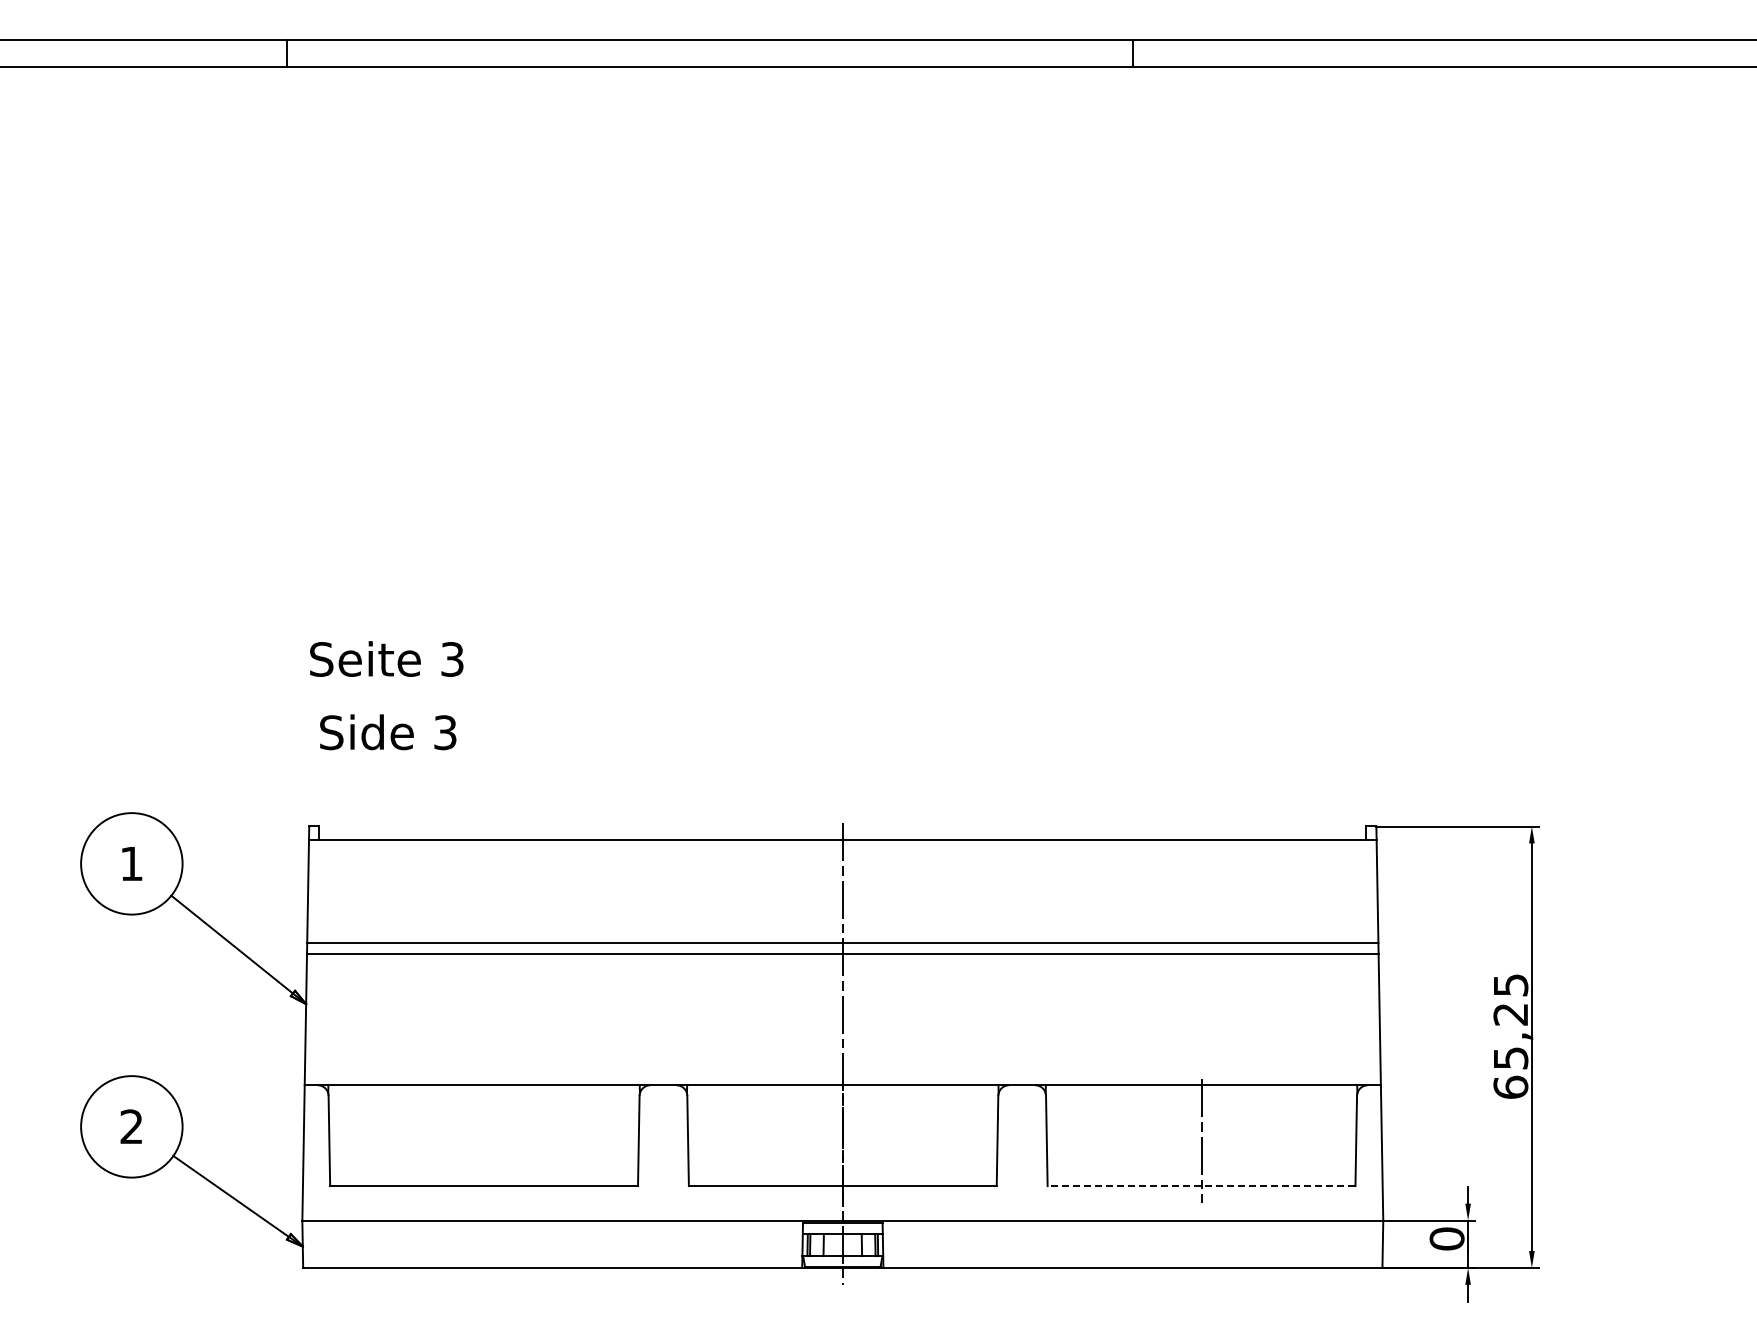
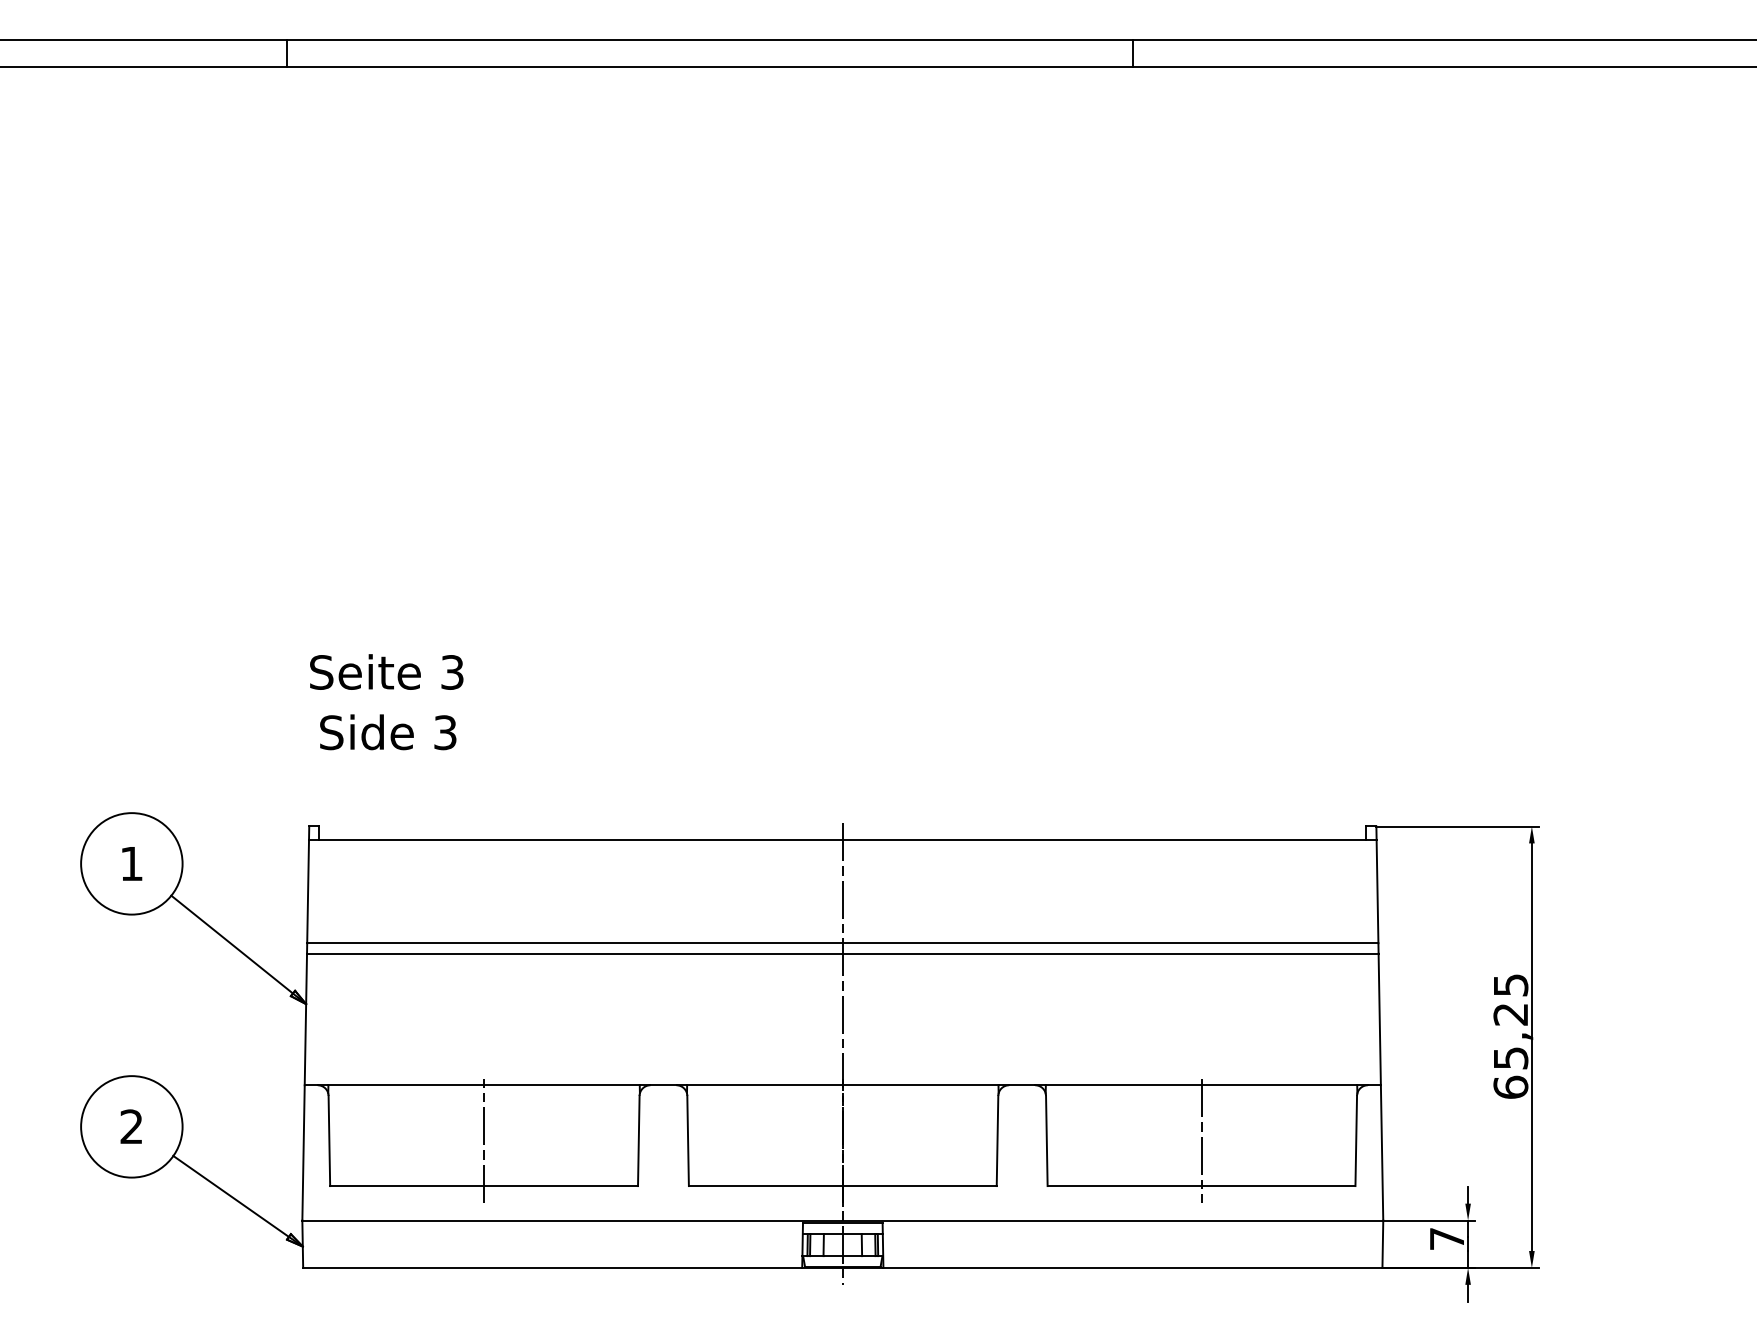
text position: (386, 658) -> (386, 671) (386, 671)
line: none -> present (484, 1141)
line: dashed -> solid (1201, 1186)
text: 0 -> 7 (1446, 1238)
